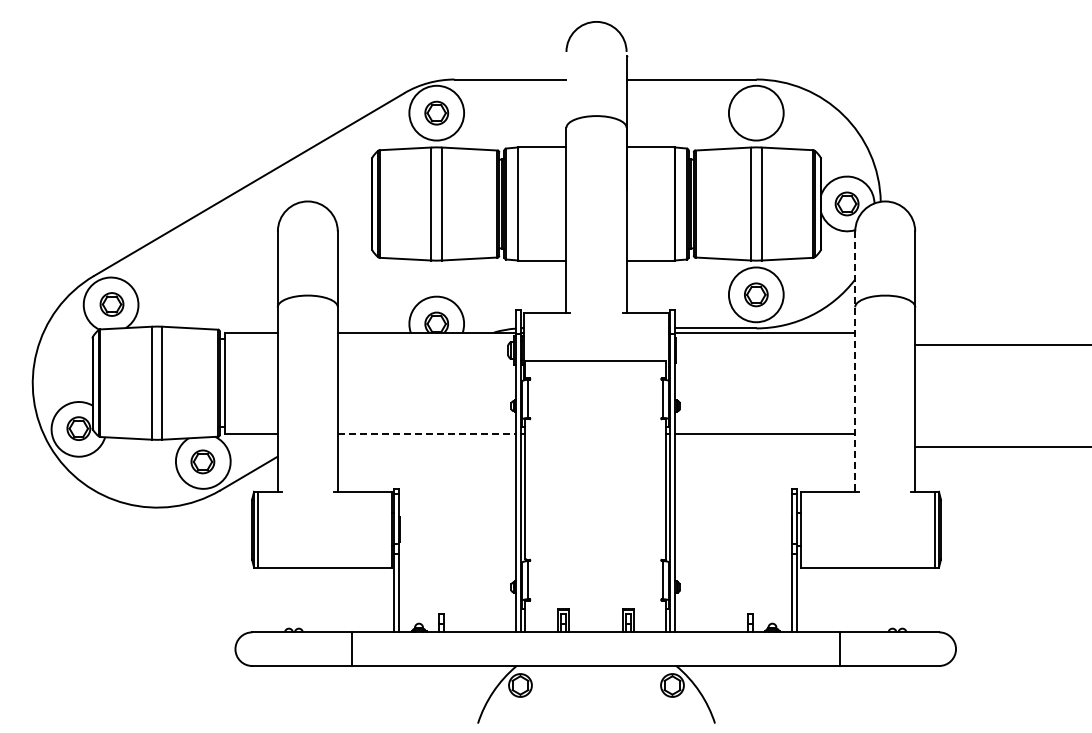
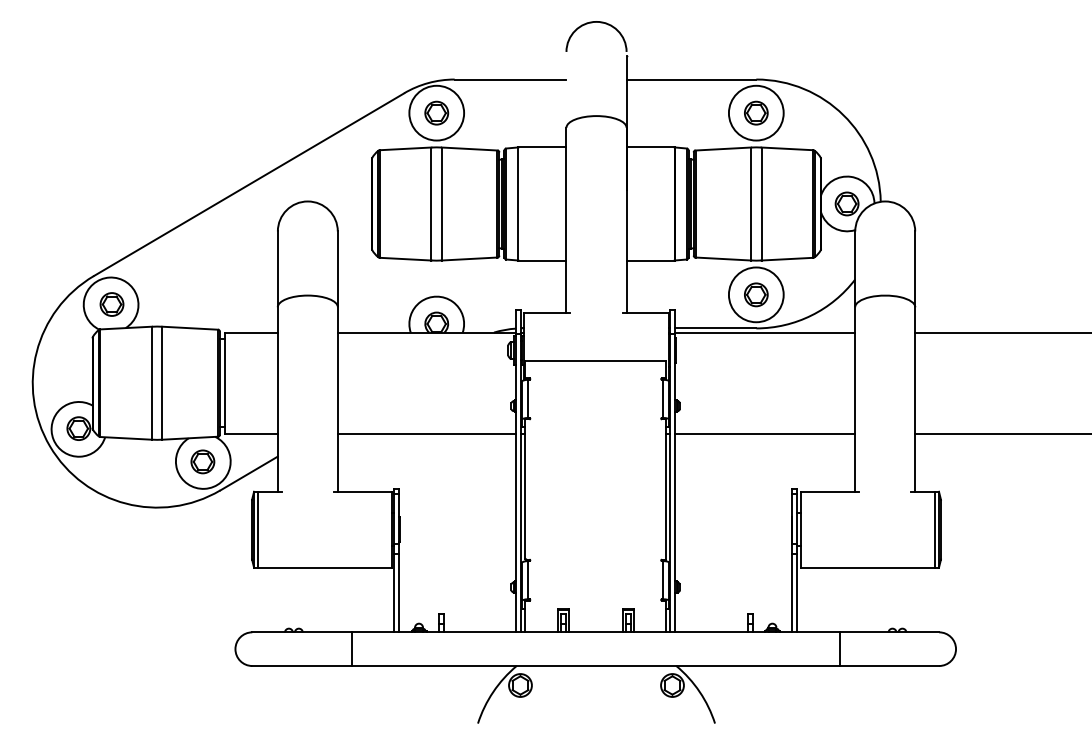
part: none -> present (756, 112)
line position: (1001, 344) -> (1001, 332) (1001, 332)
line: dashed -> solid (855, 362)
line: dashed -> solid (427, 433)
line position: (1001, 446) -> (1001, 433) (1001, 433)
